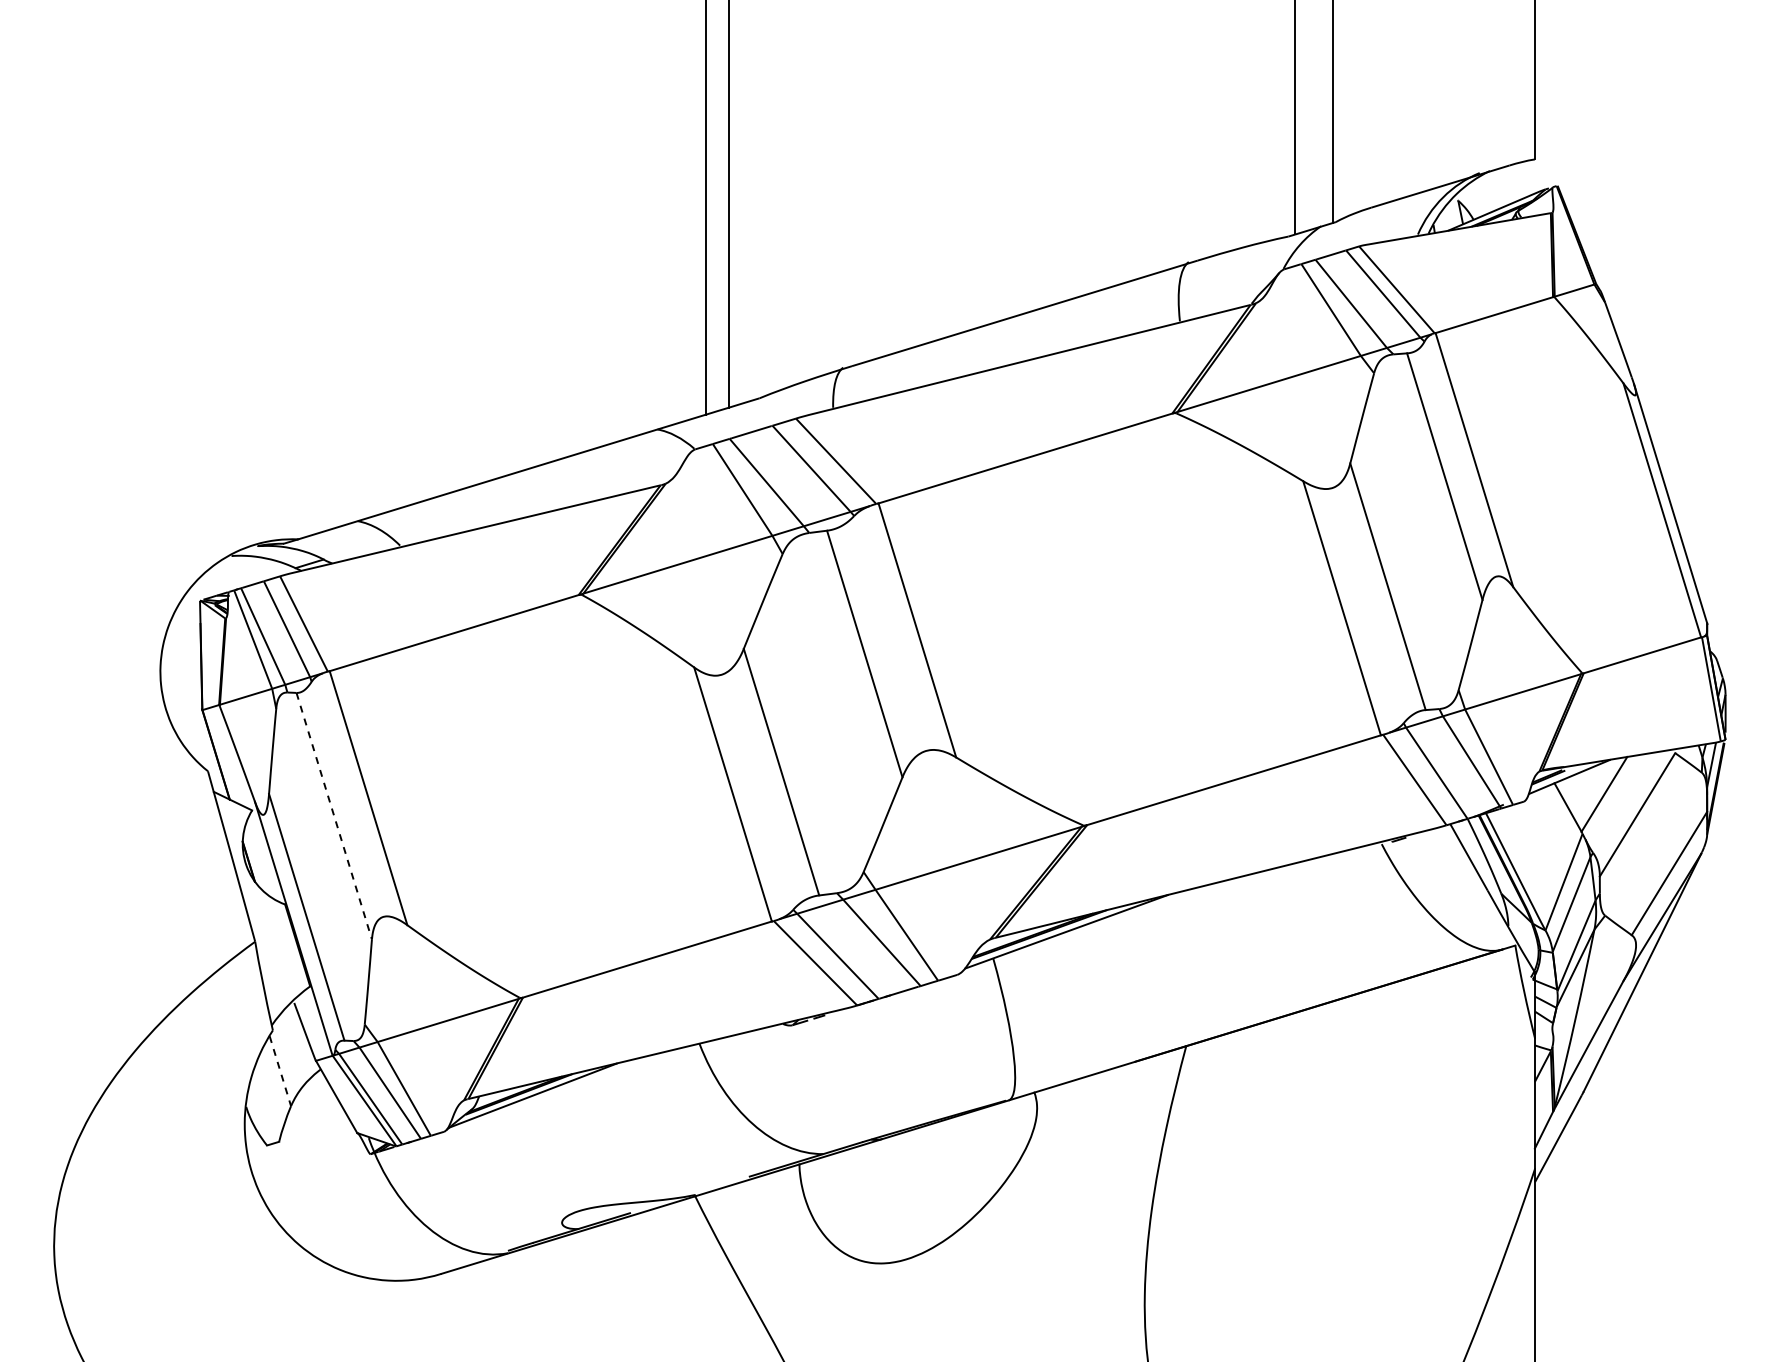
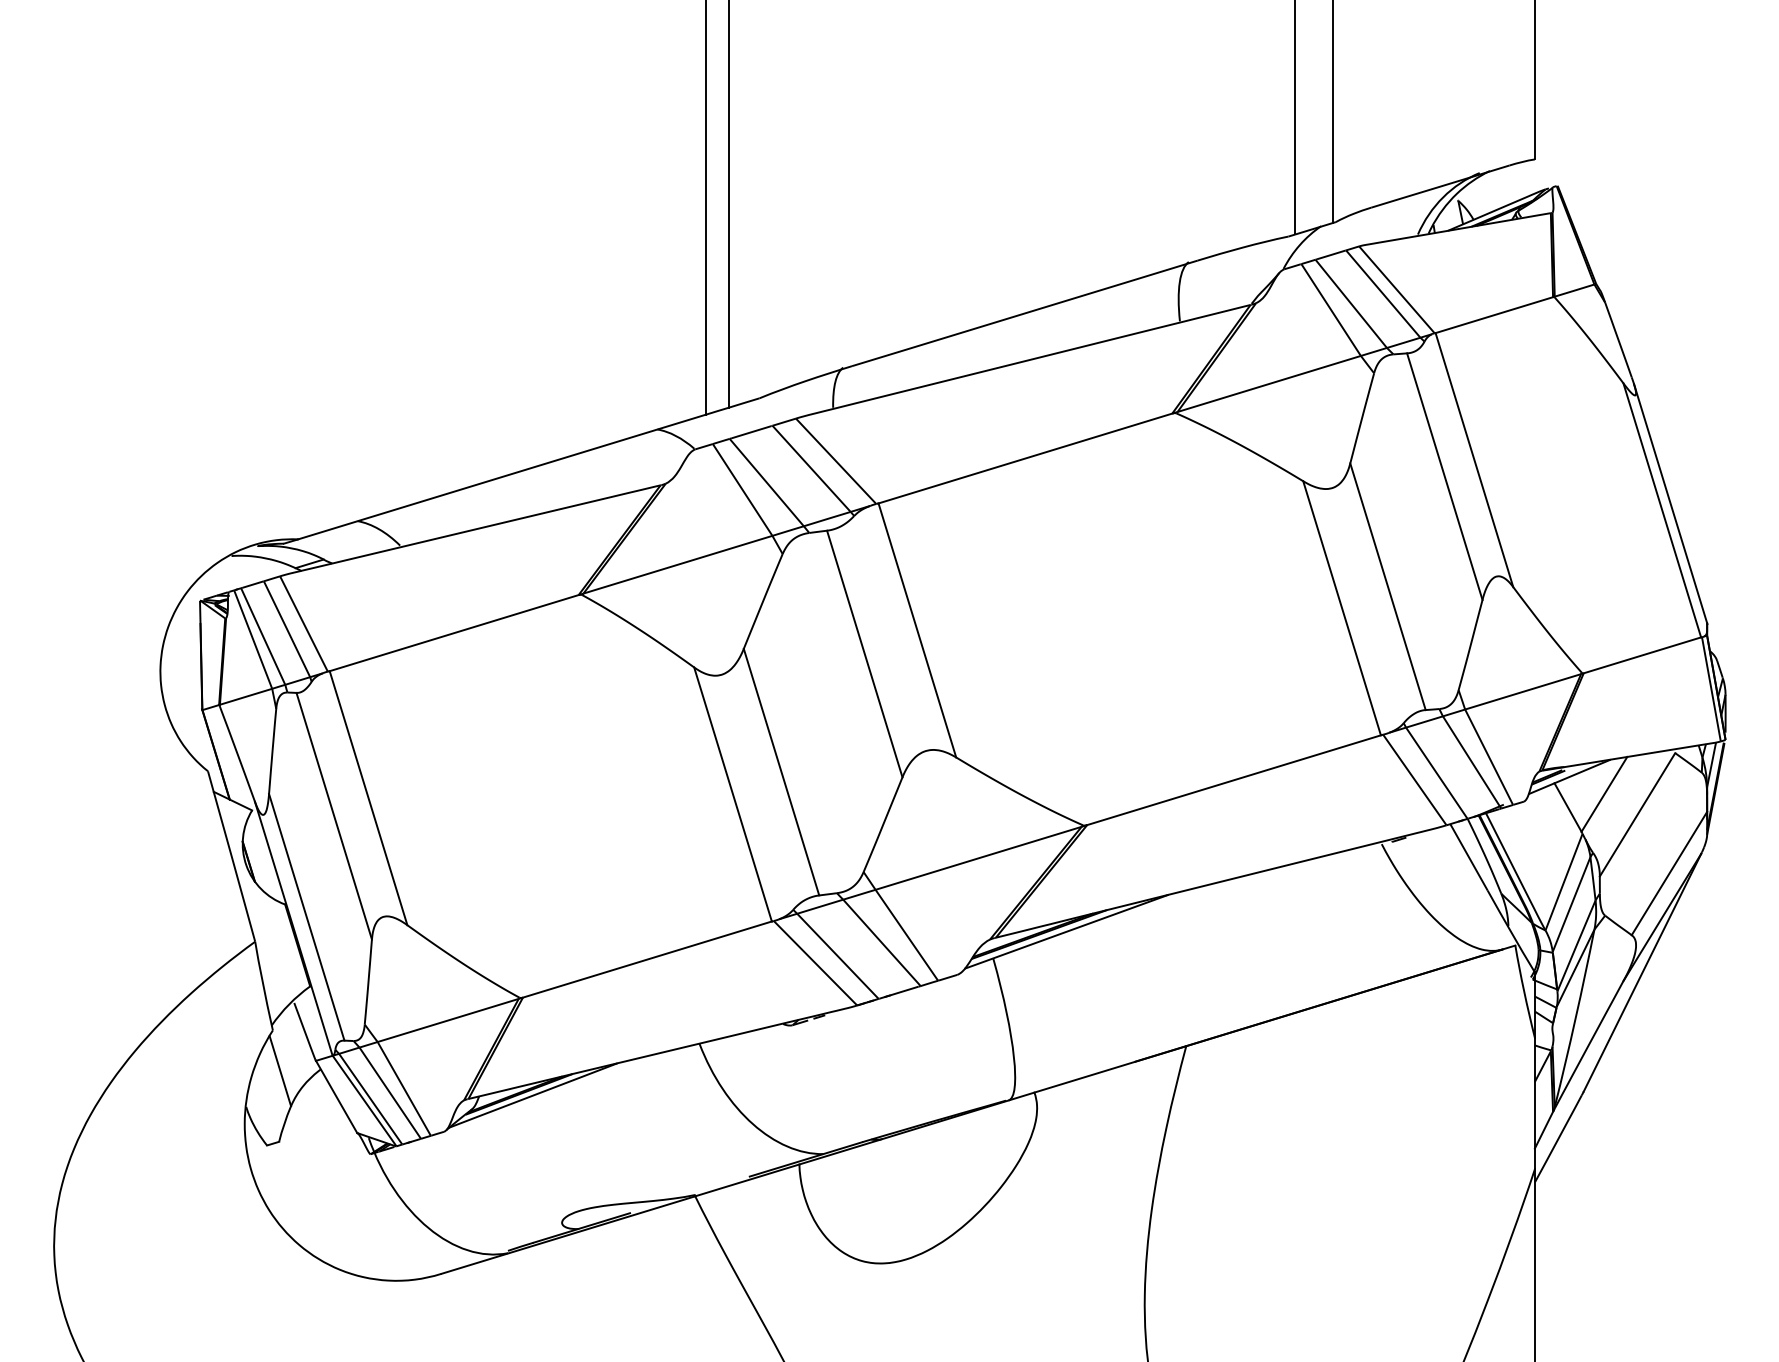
line: dashed -> solid (334, 816)
line: dashed -> solid (280, 1071)
